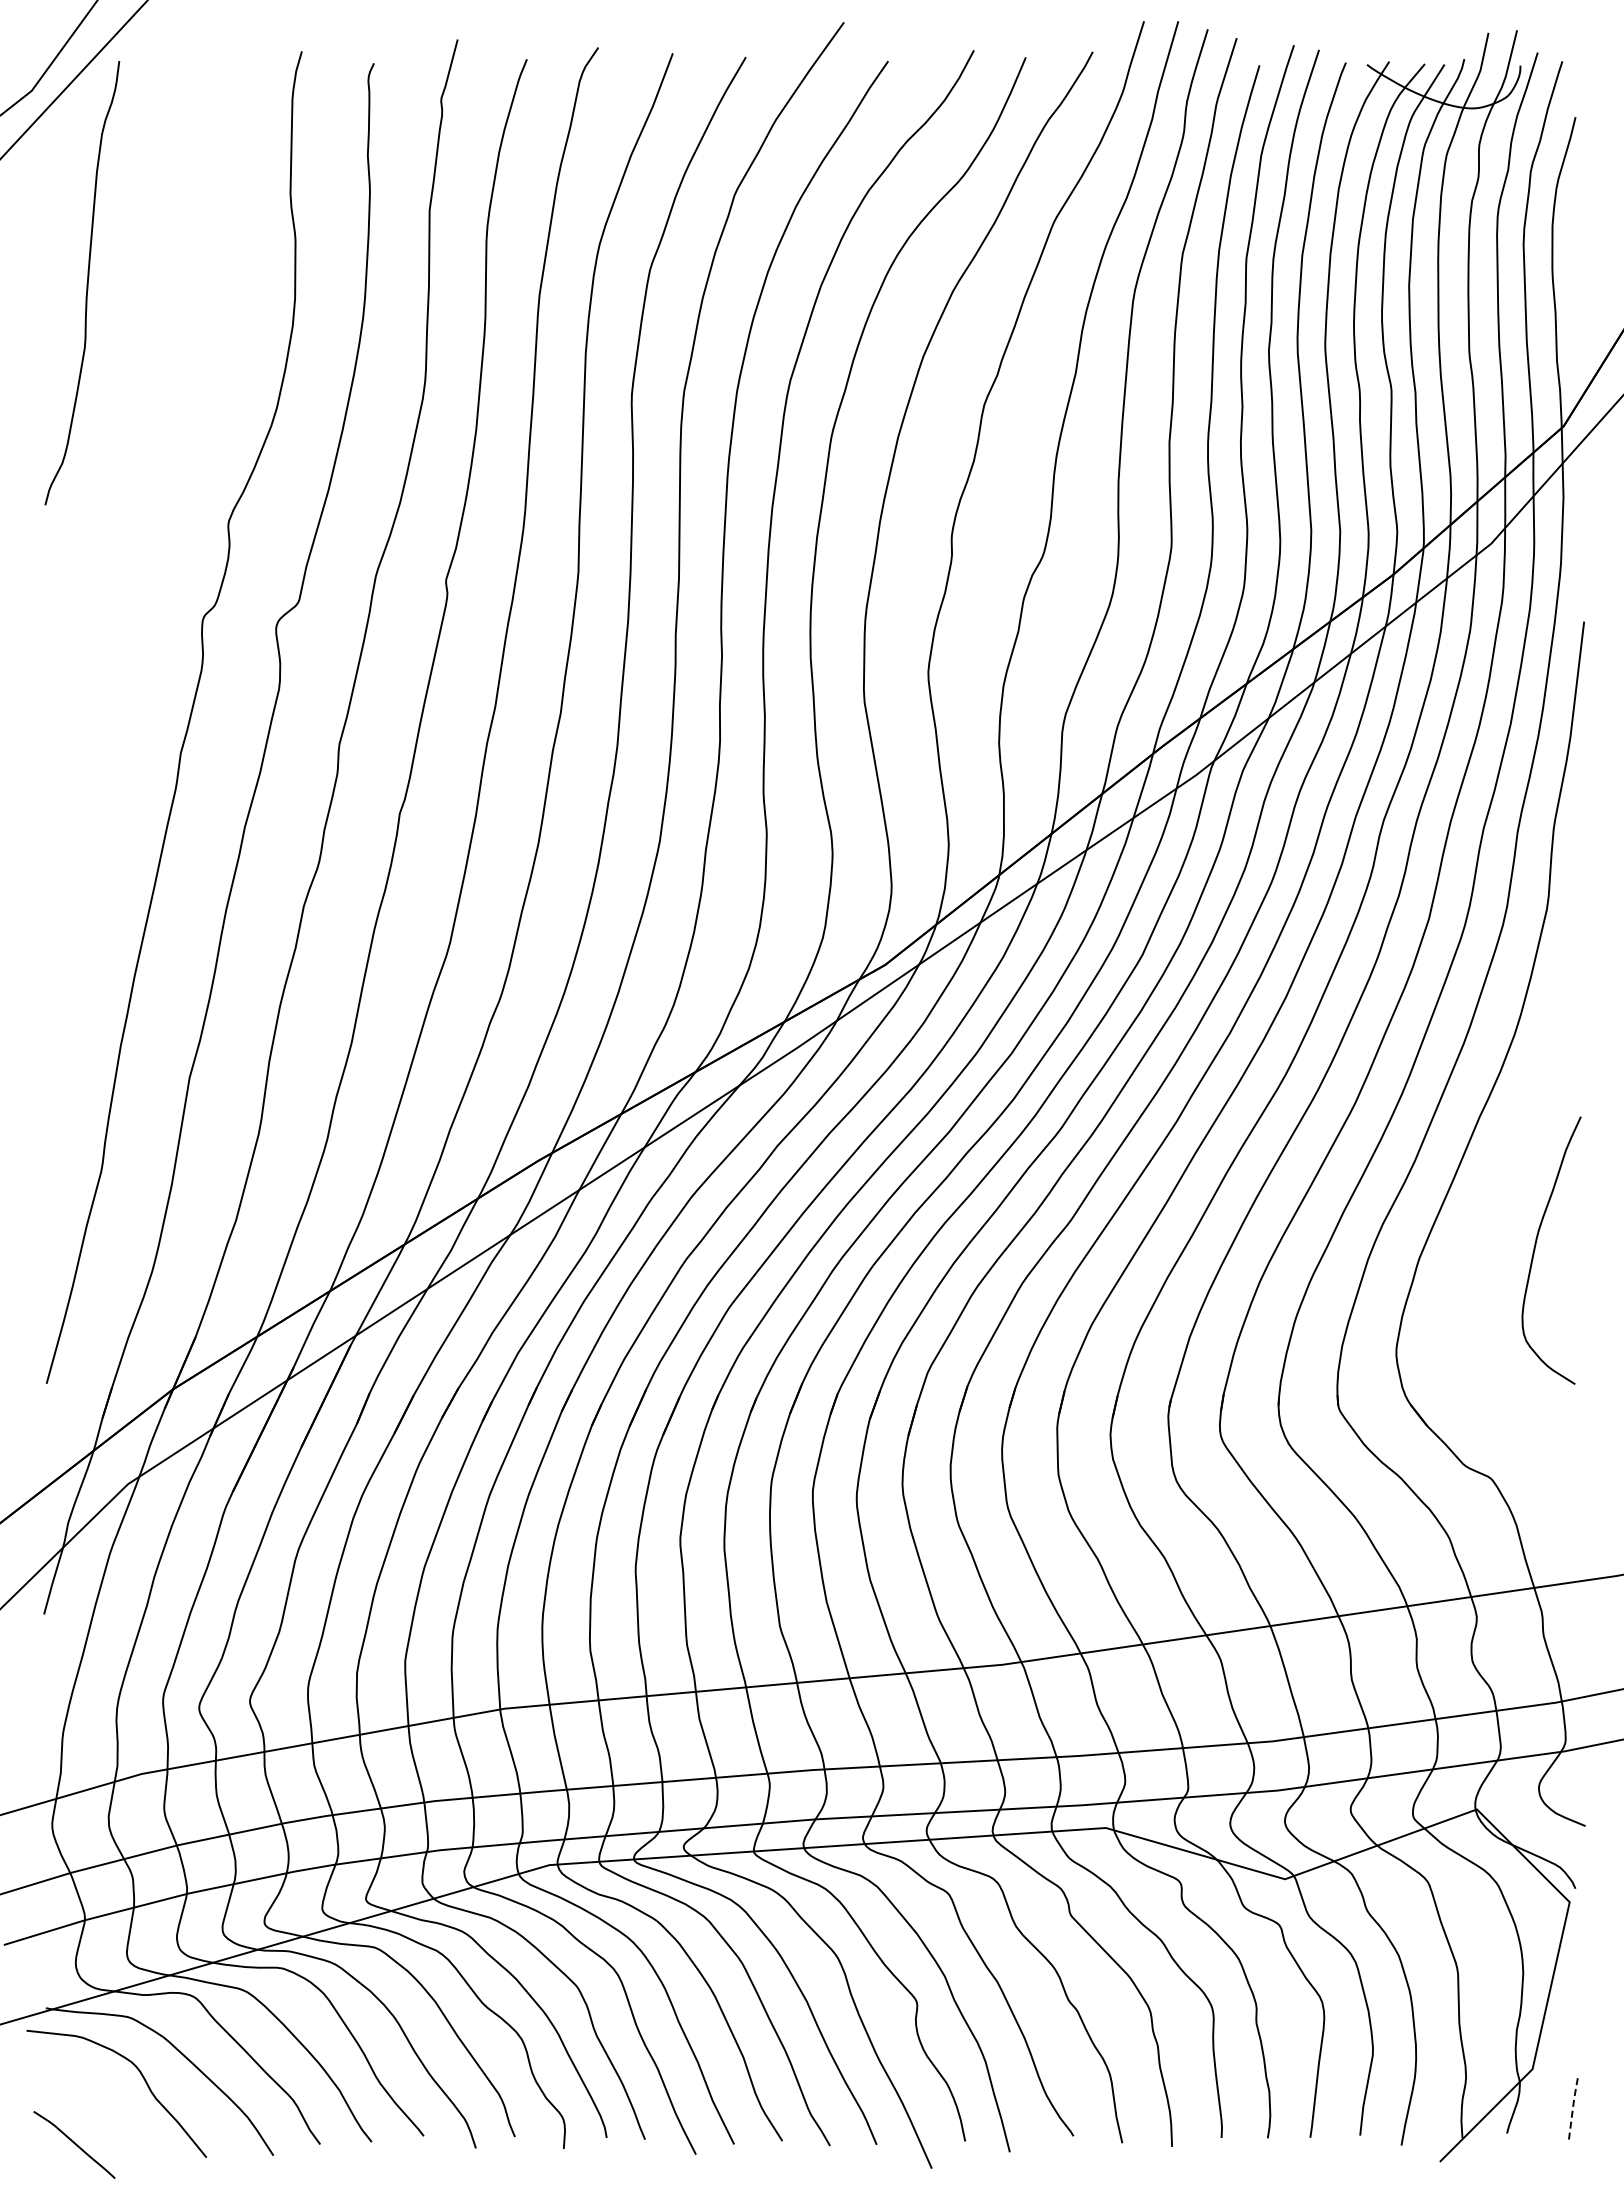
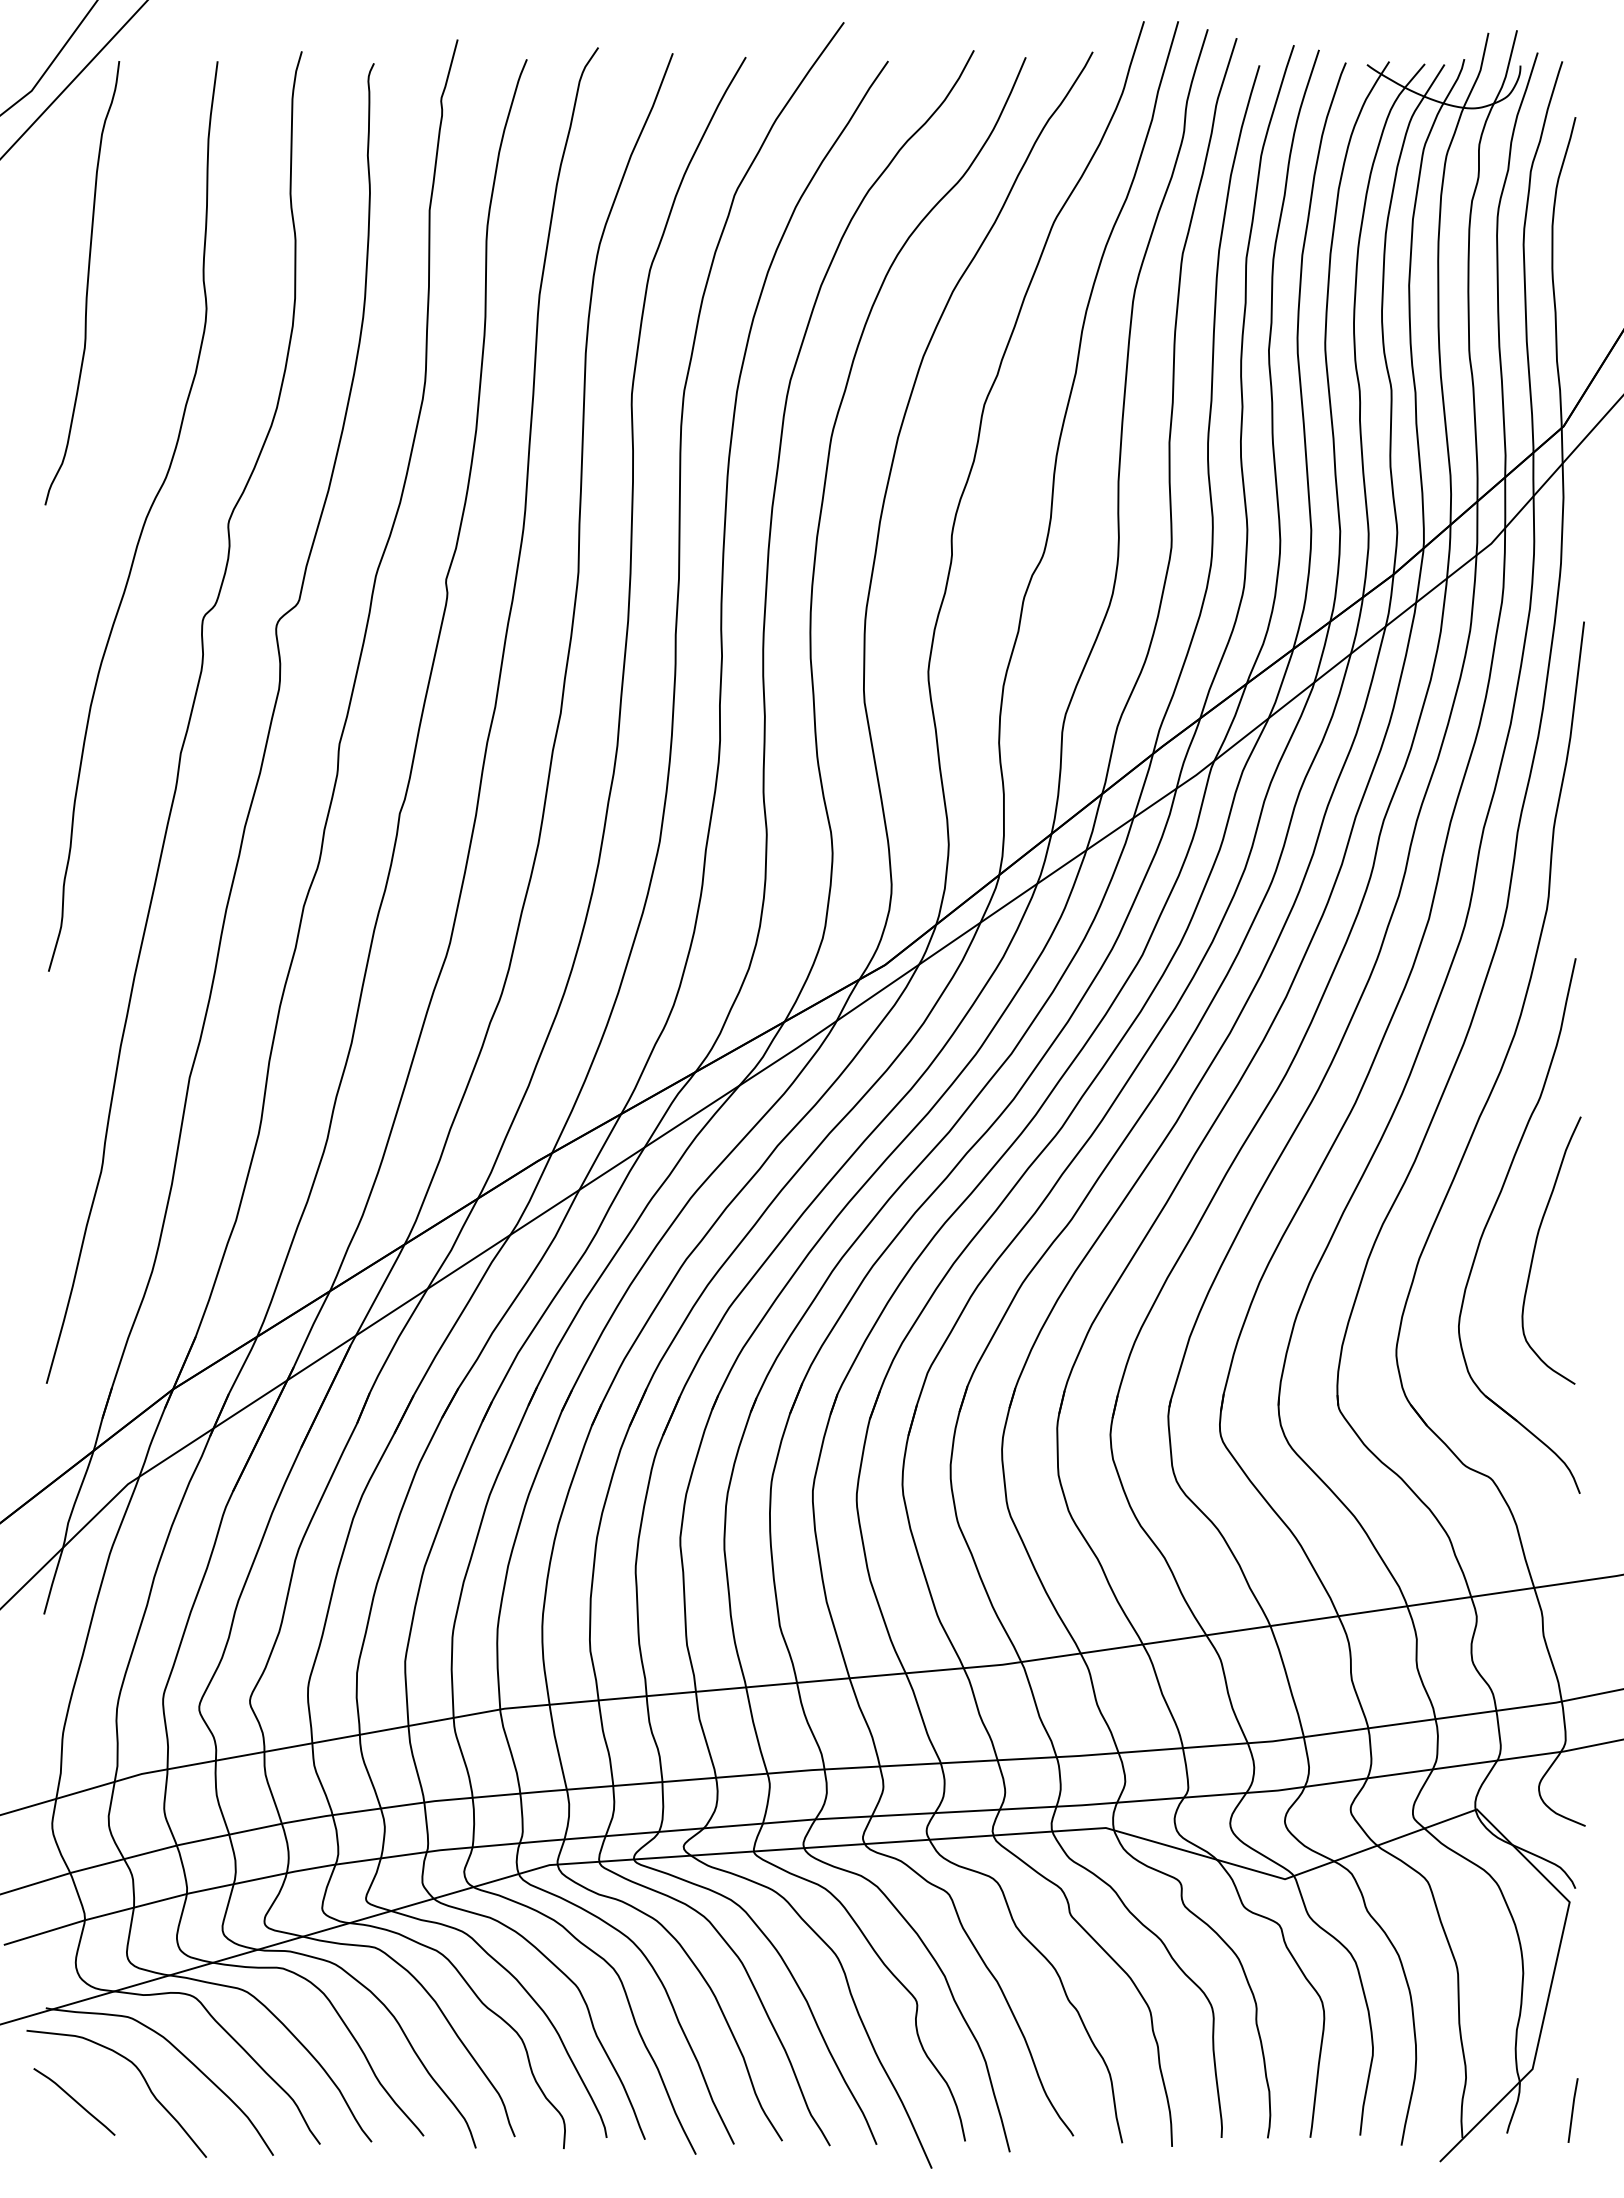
curve: none -> present (143, 522)
part: none -> present (1493, 1211)
line: dashed -> solid (1572, 2110)
curve position: (74, 2144) -> (74, 2101) (74, 2101)
